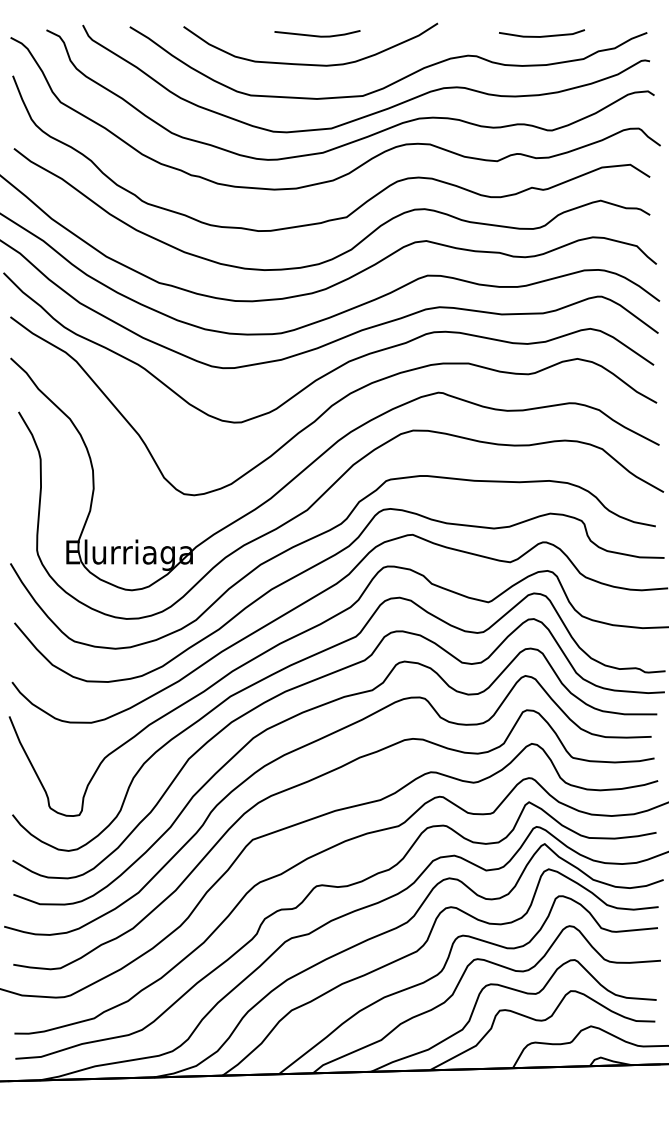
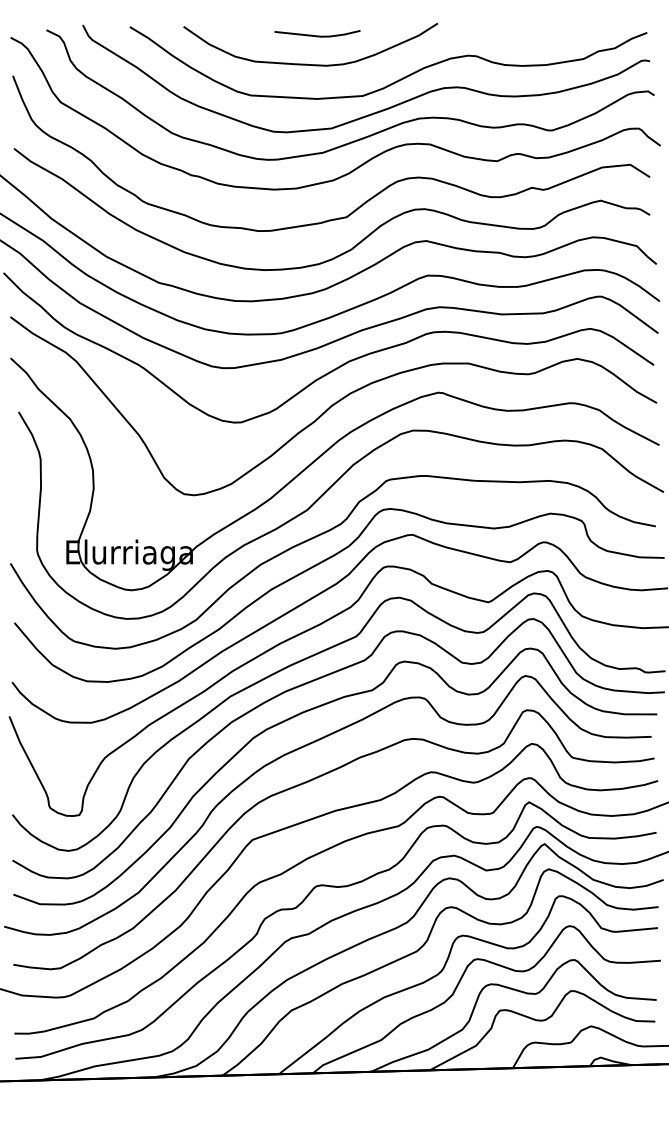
line: present -> none (542, 35)
